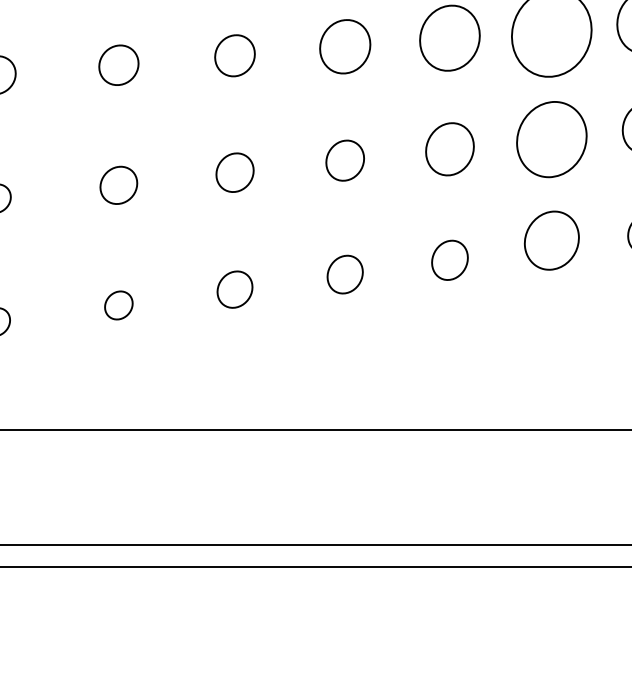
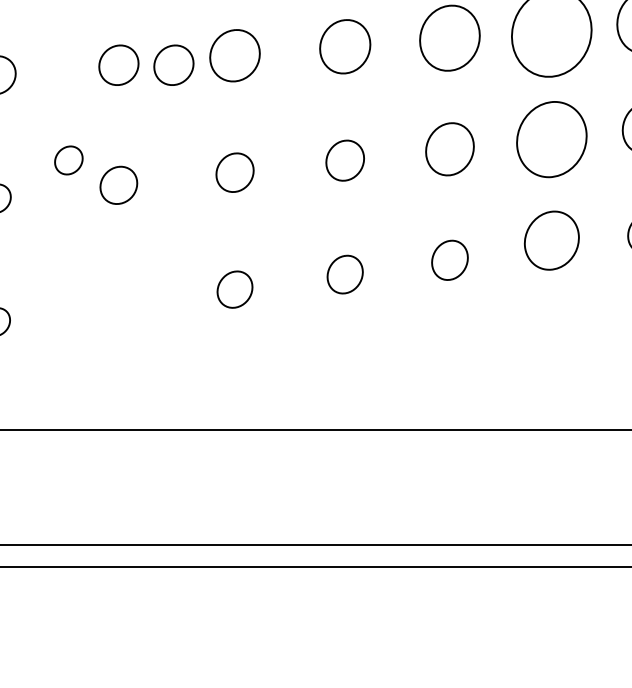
part size: 42x44 px -> 52x54 px (234, 55)
part: none -> present (173, 64)
part position: (118, 305) -> (68, 160) (68, 160)
